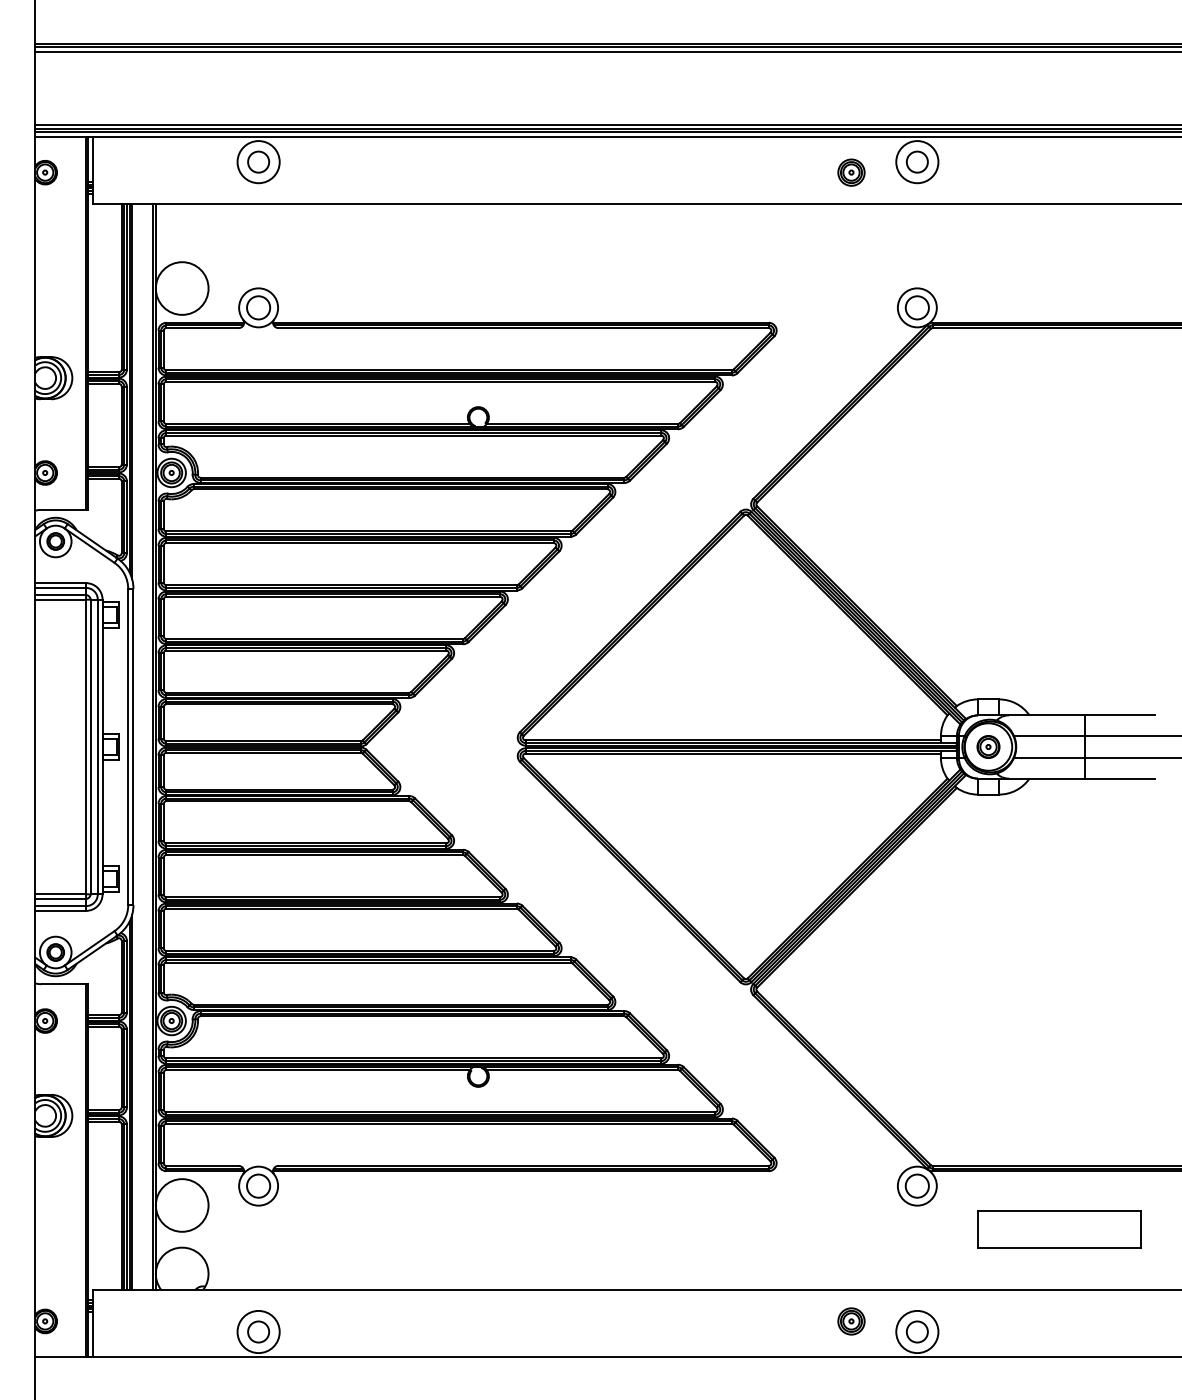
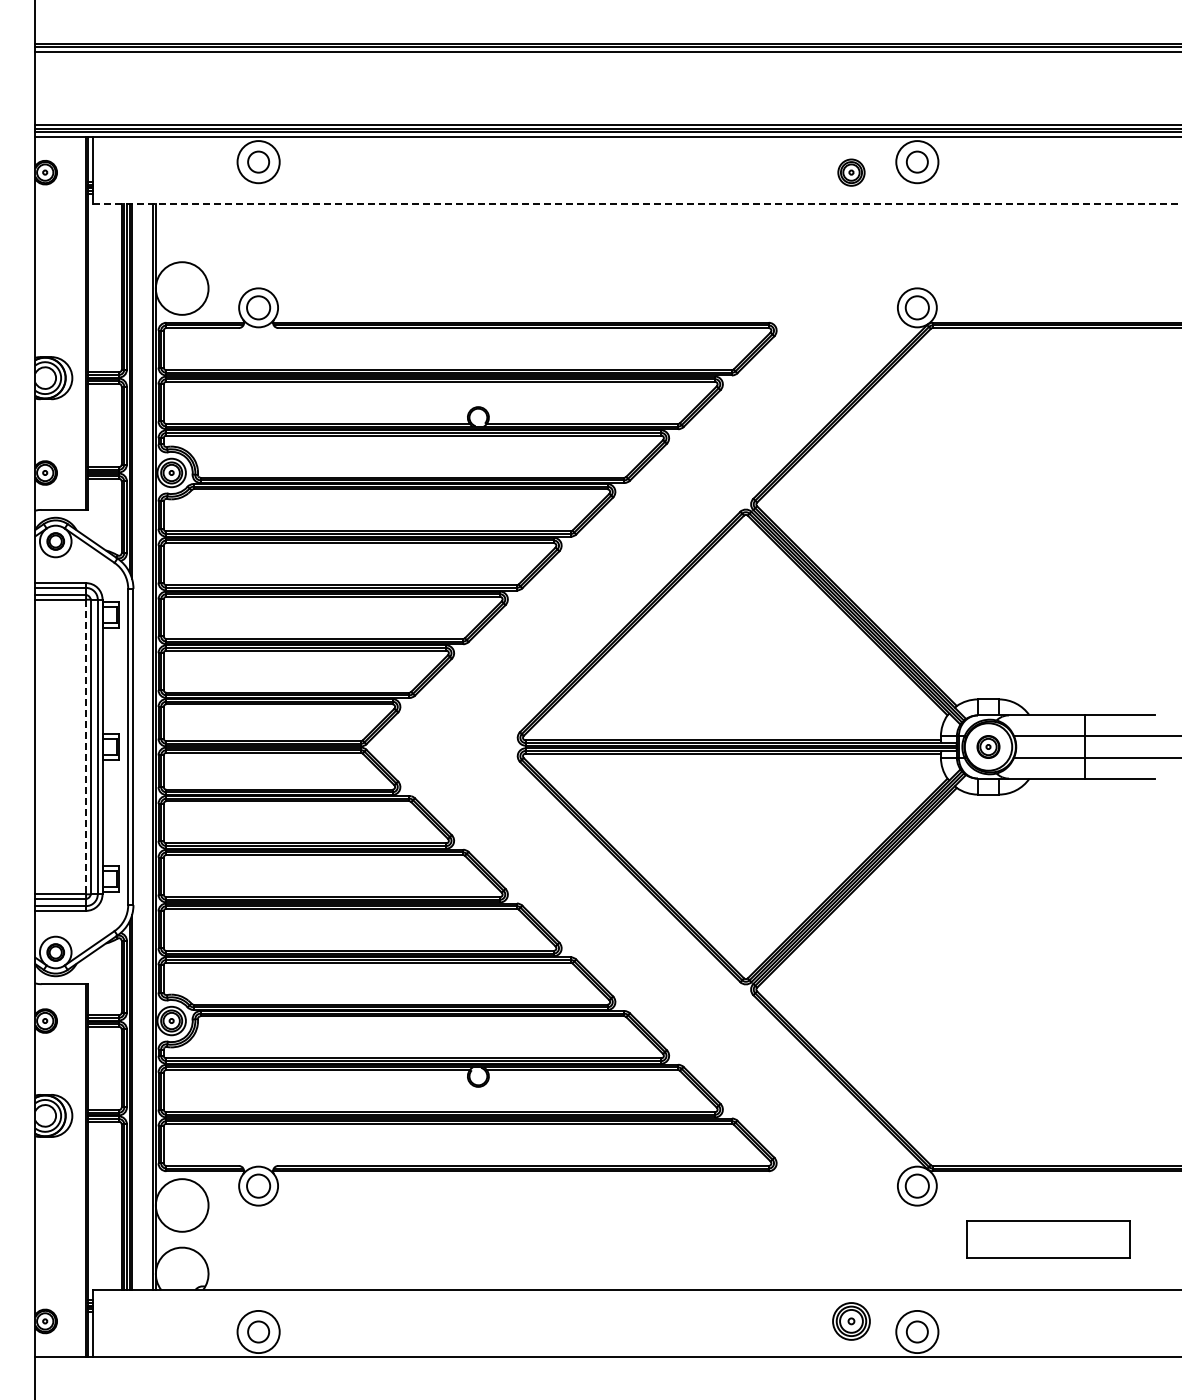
line: solid -> dashed (637, 204)
line: solid -> dashed (86, 747)
part position: (1059, 1229) -> (1048, 1239) (1048, 1239)
part size: 29x29 px -> 39x39 px (851, 1321)
